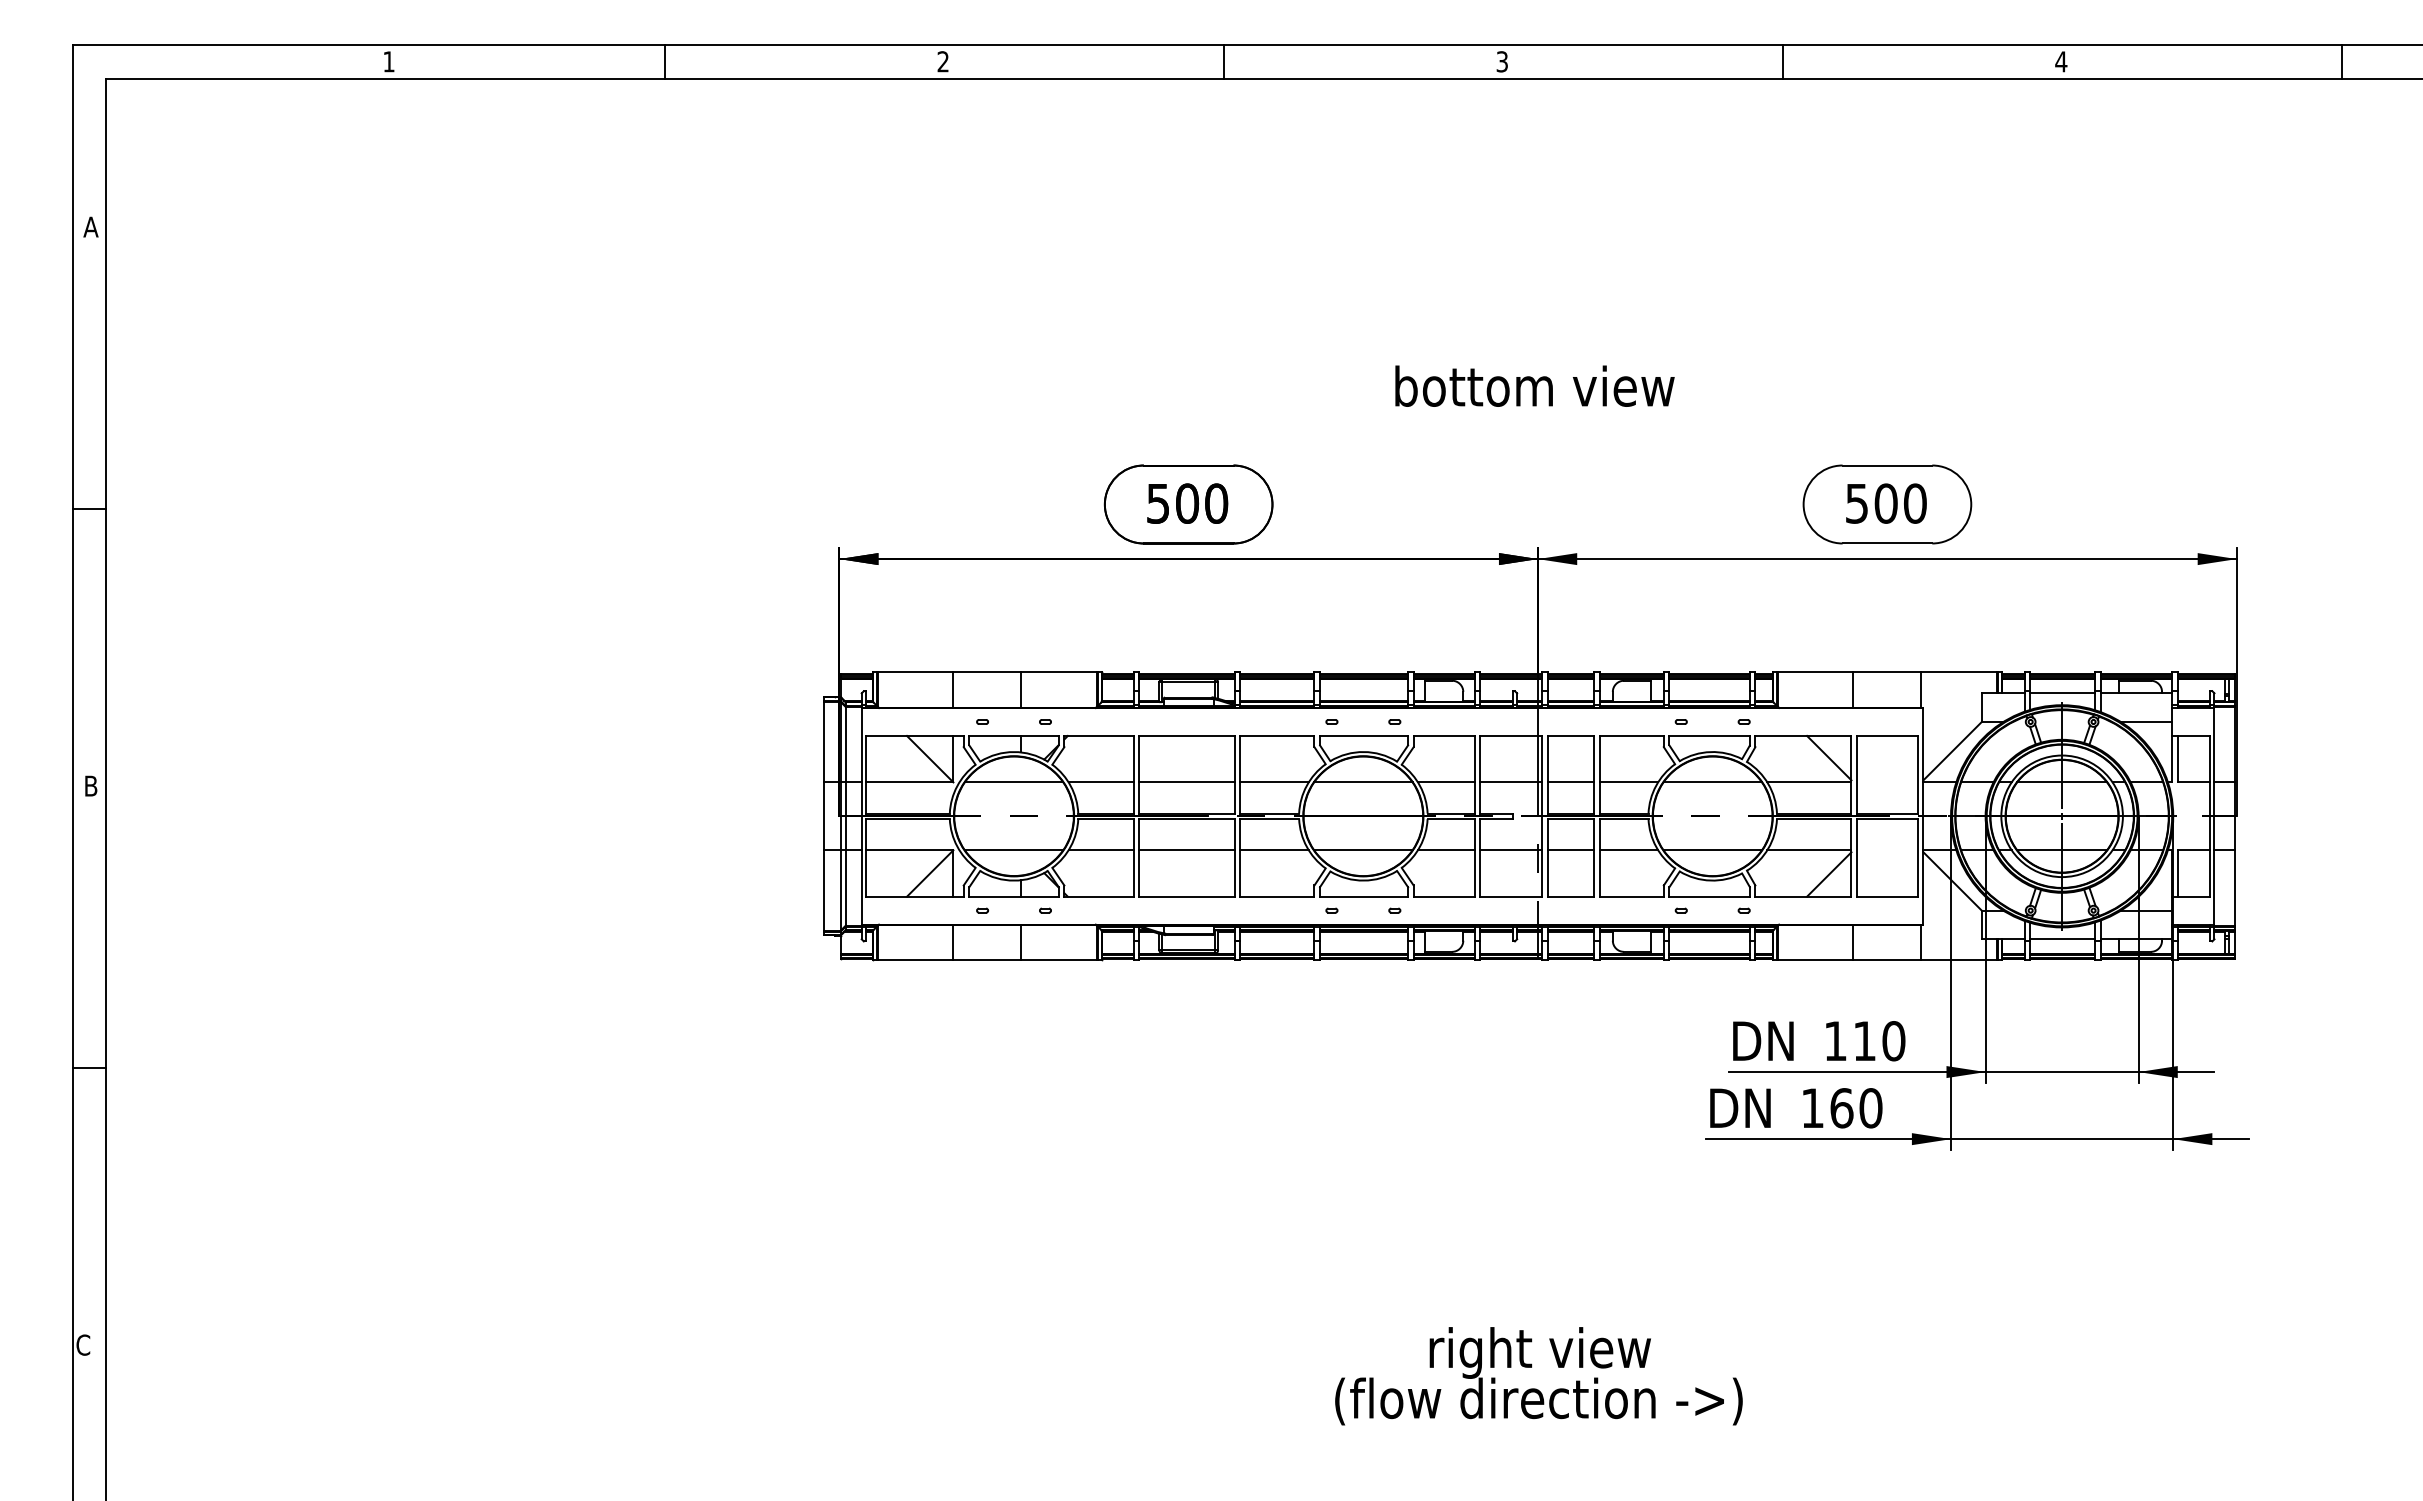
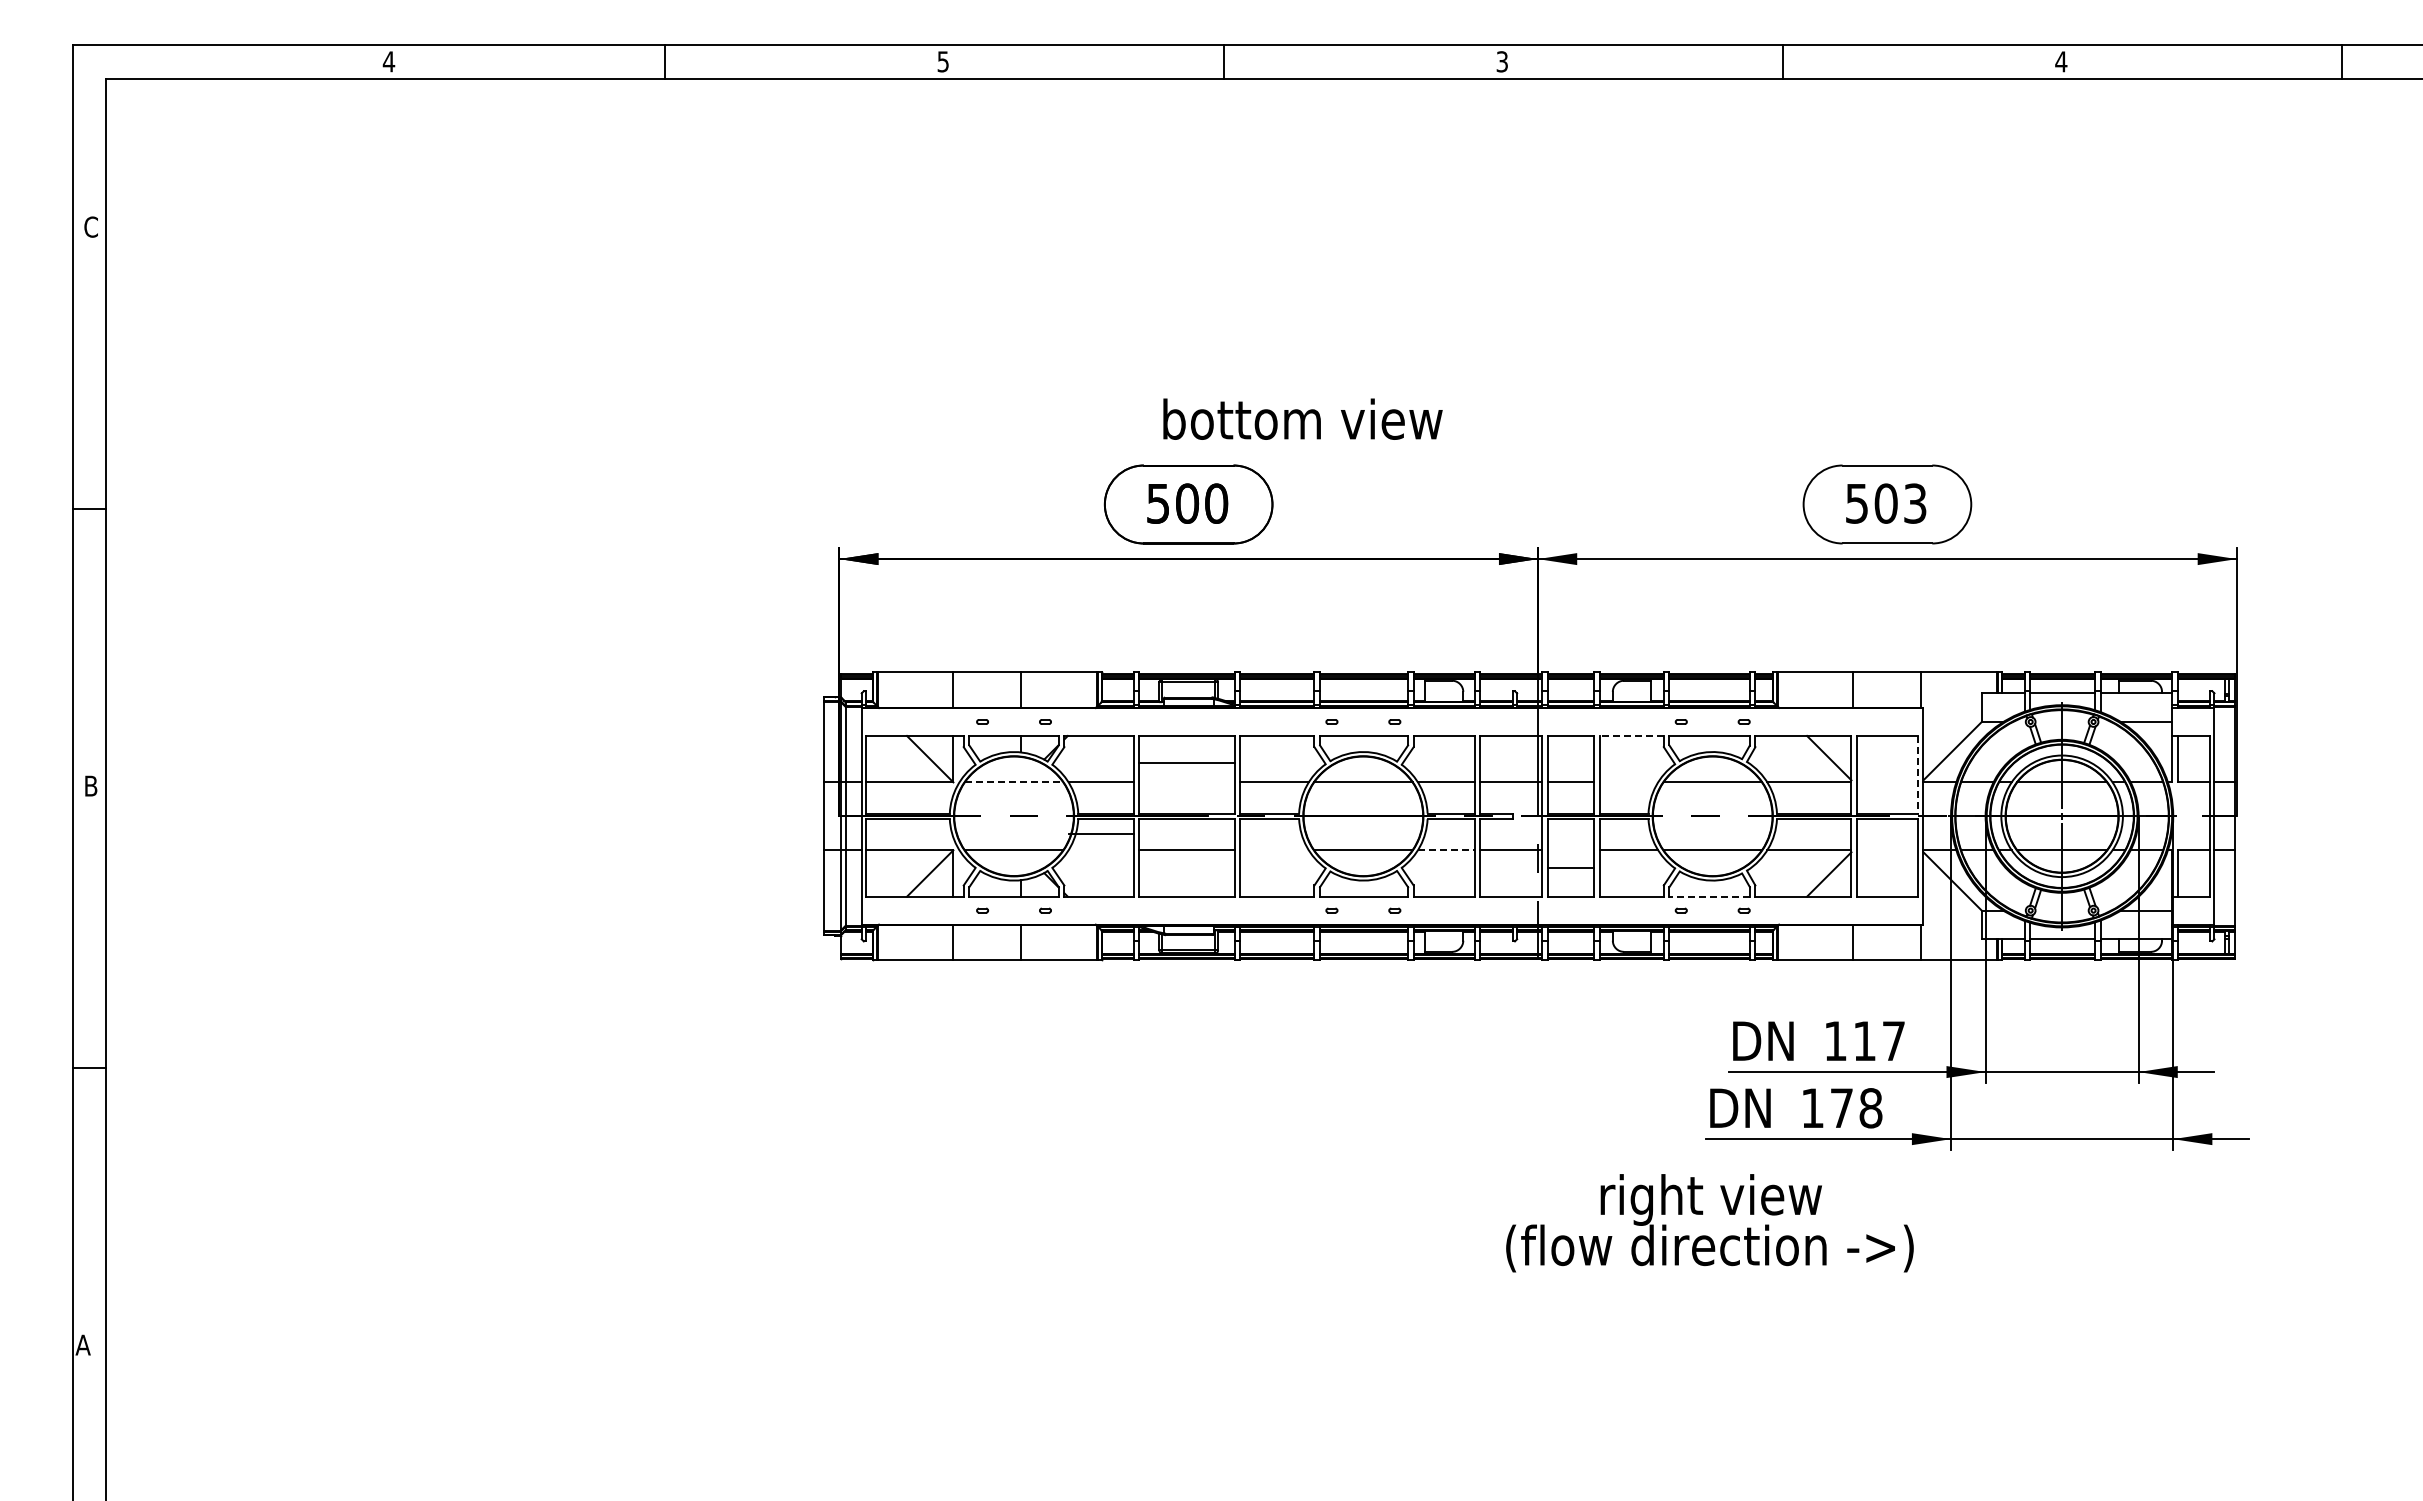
text: 1 -> 4 (388, 61)
text: 2 -> 5 (942, 61)
text: A -> C (90, 226)
text position: (1534, 385) -> (1302, 418) (1302, 418)
text: 500 -> 503 (1915, 503)
line: solid -> dashed (1631, 735)
line: solid -> dashed (1917, 774)
line: solid -> dashed (1014, 782)
line position: (1186, 782) -> (1186, 763) (1186, 763)
line: present -> none (1628, 782)
line position: (1100, 850) -> (1100, 834) (1100, 834)
line: present -> none (1274, 850)
line: solid -> dashed (1446, 850)
line position: (1570, 850) -> (1570, 868) (1570, 868)
line: solid -> dashed (1709, 896)
text: 110 -> 117 (1893, 1041)
text: 160 -> 178 (1856, 1108)
text: C -> A (82, 1344)
text position: (1538, 1376) -> (1709, 1223) (1709, 1223)
